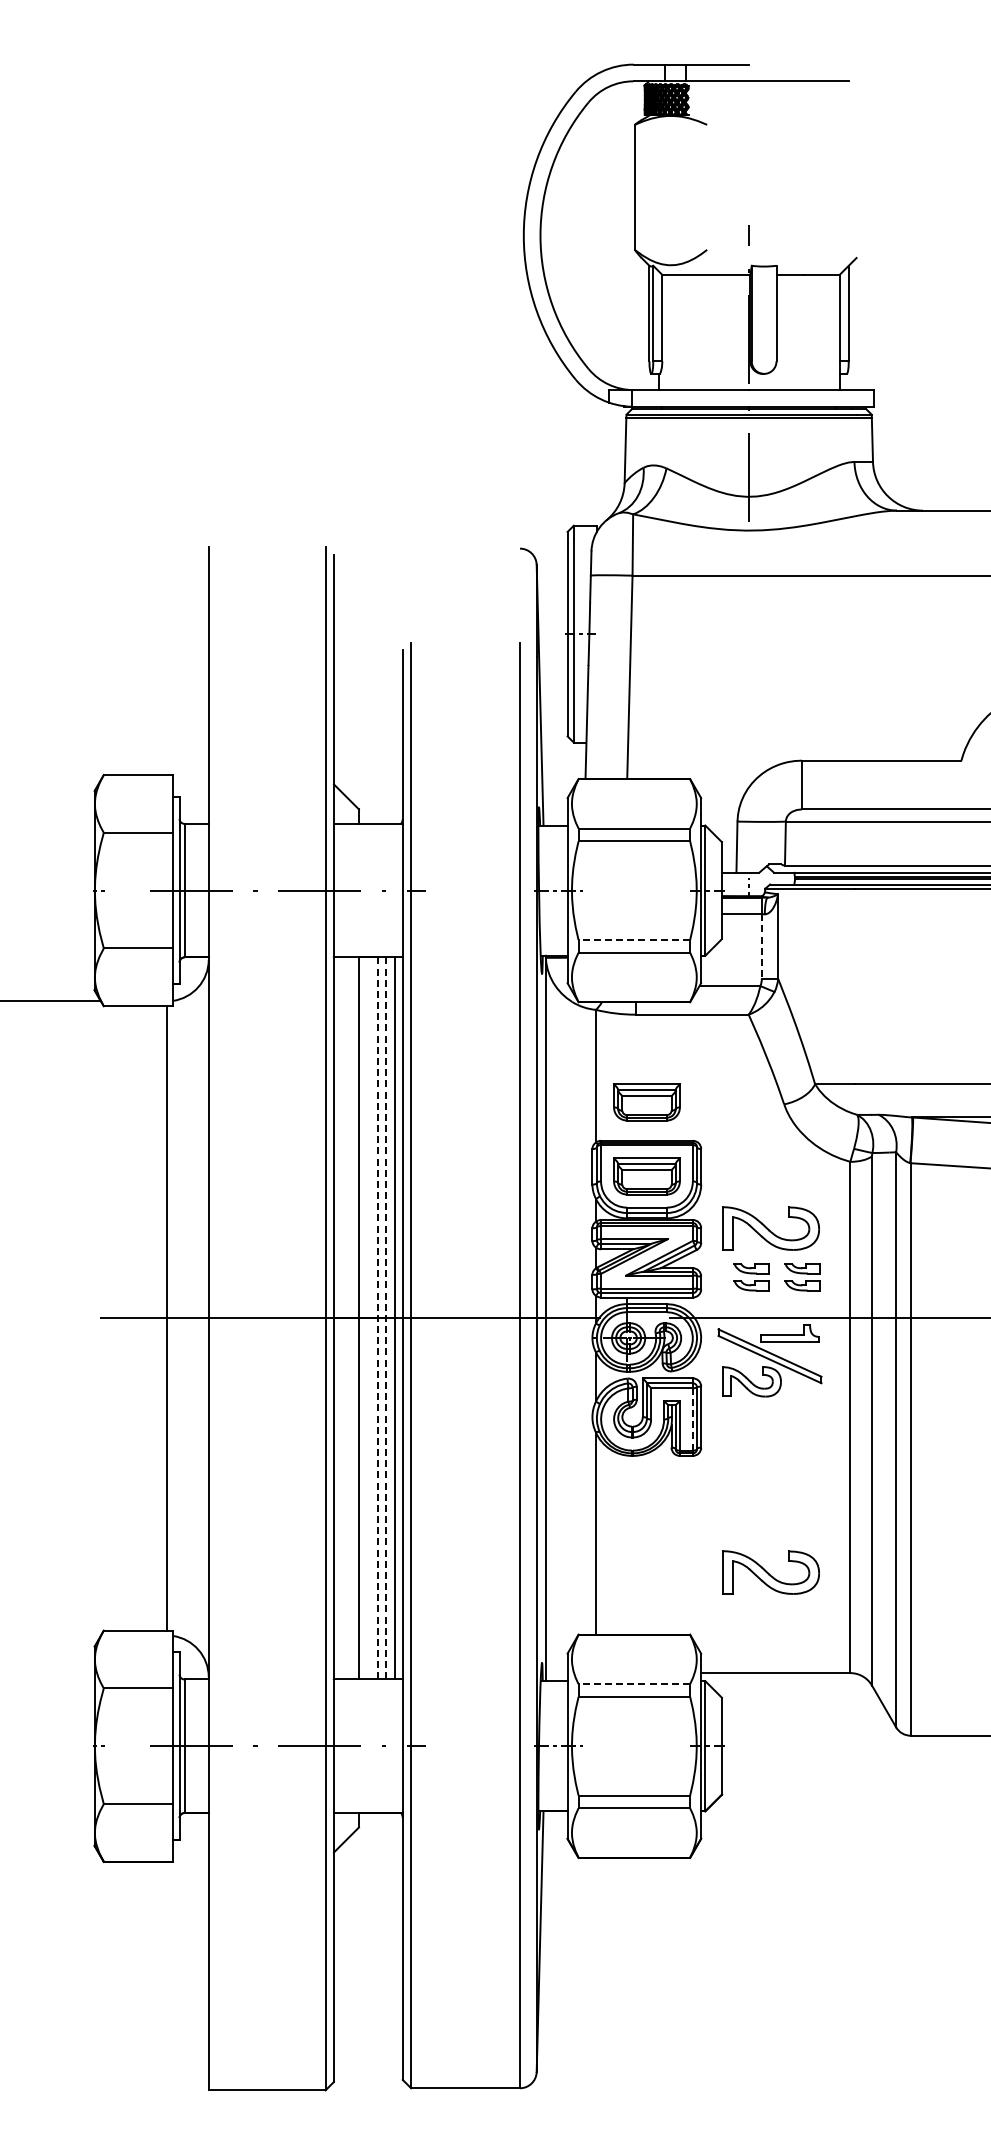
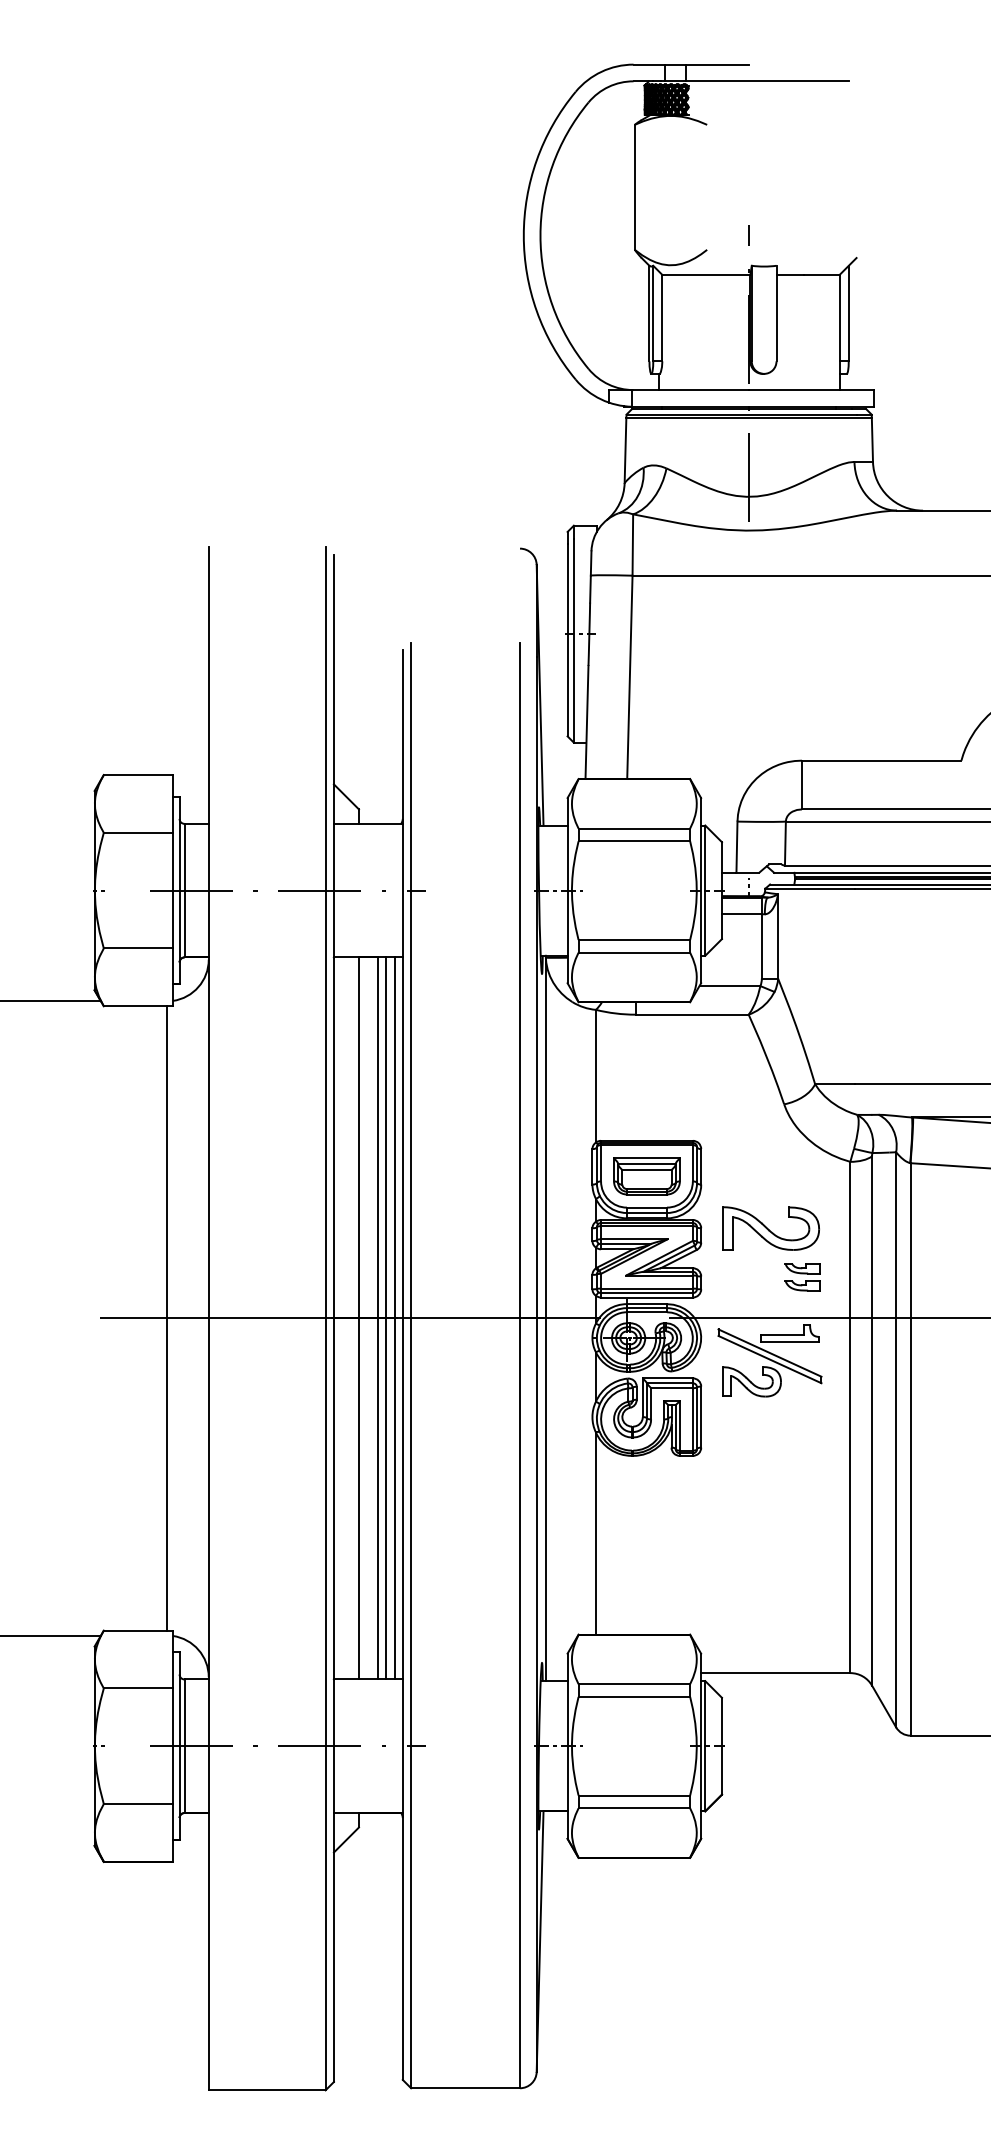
line: dashed -> solid (634, 939)
line: dashed -> solid (761, 946)
part: present -> none (646, 1102)
part: present -> none (751, 1277)
line: dashed -> solid (377, 1317)
line: dashed -> solid (385, 1317)
line: dashed -> solid (692, 1418)
part: present -> none (770, 1572)
line: none -> present (51, 1635)
line: dashed -> solid (634, 1684)
